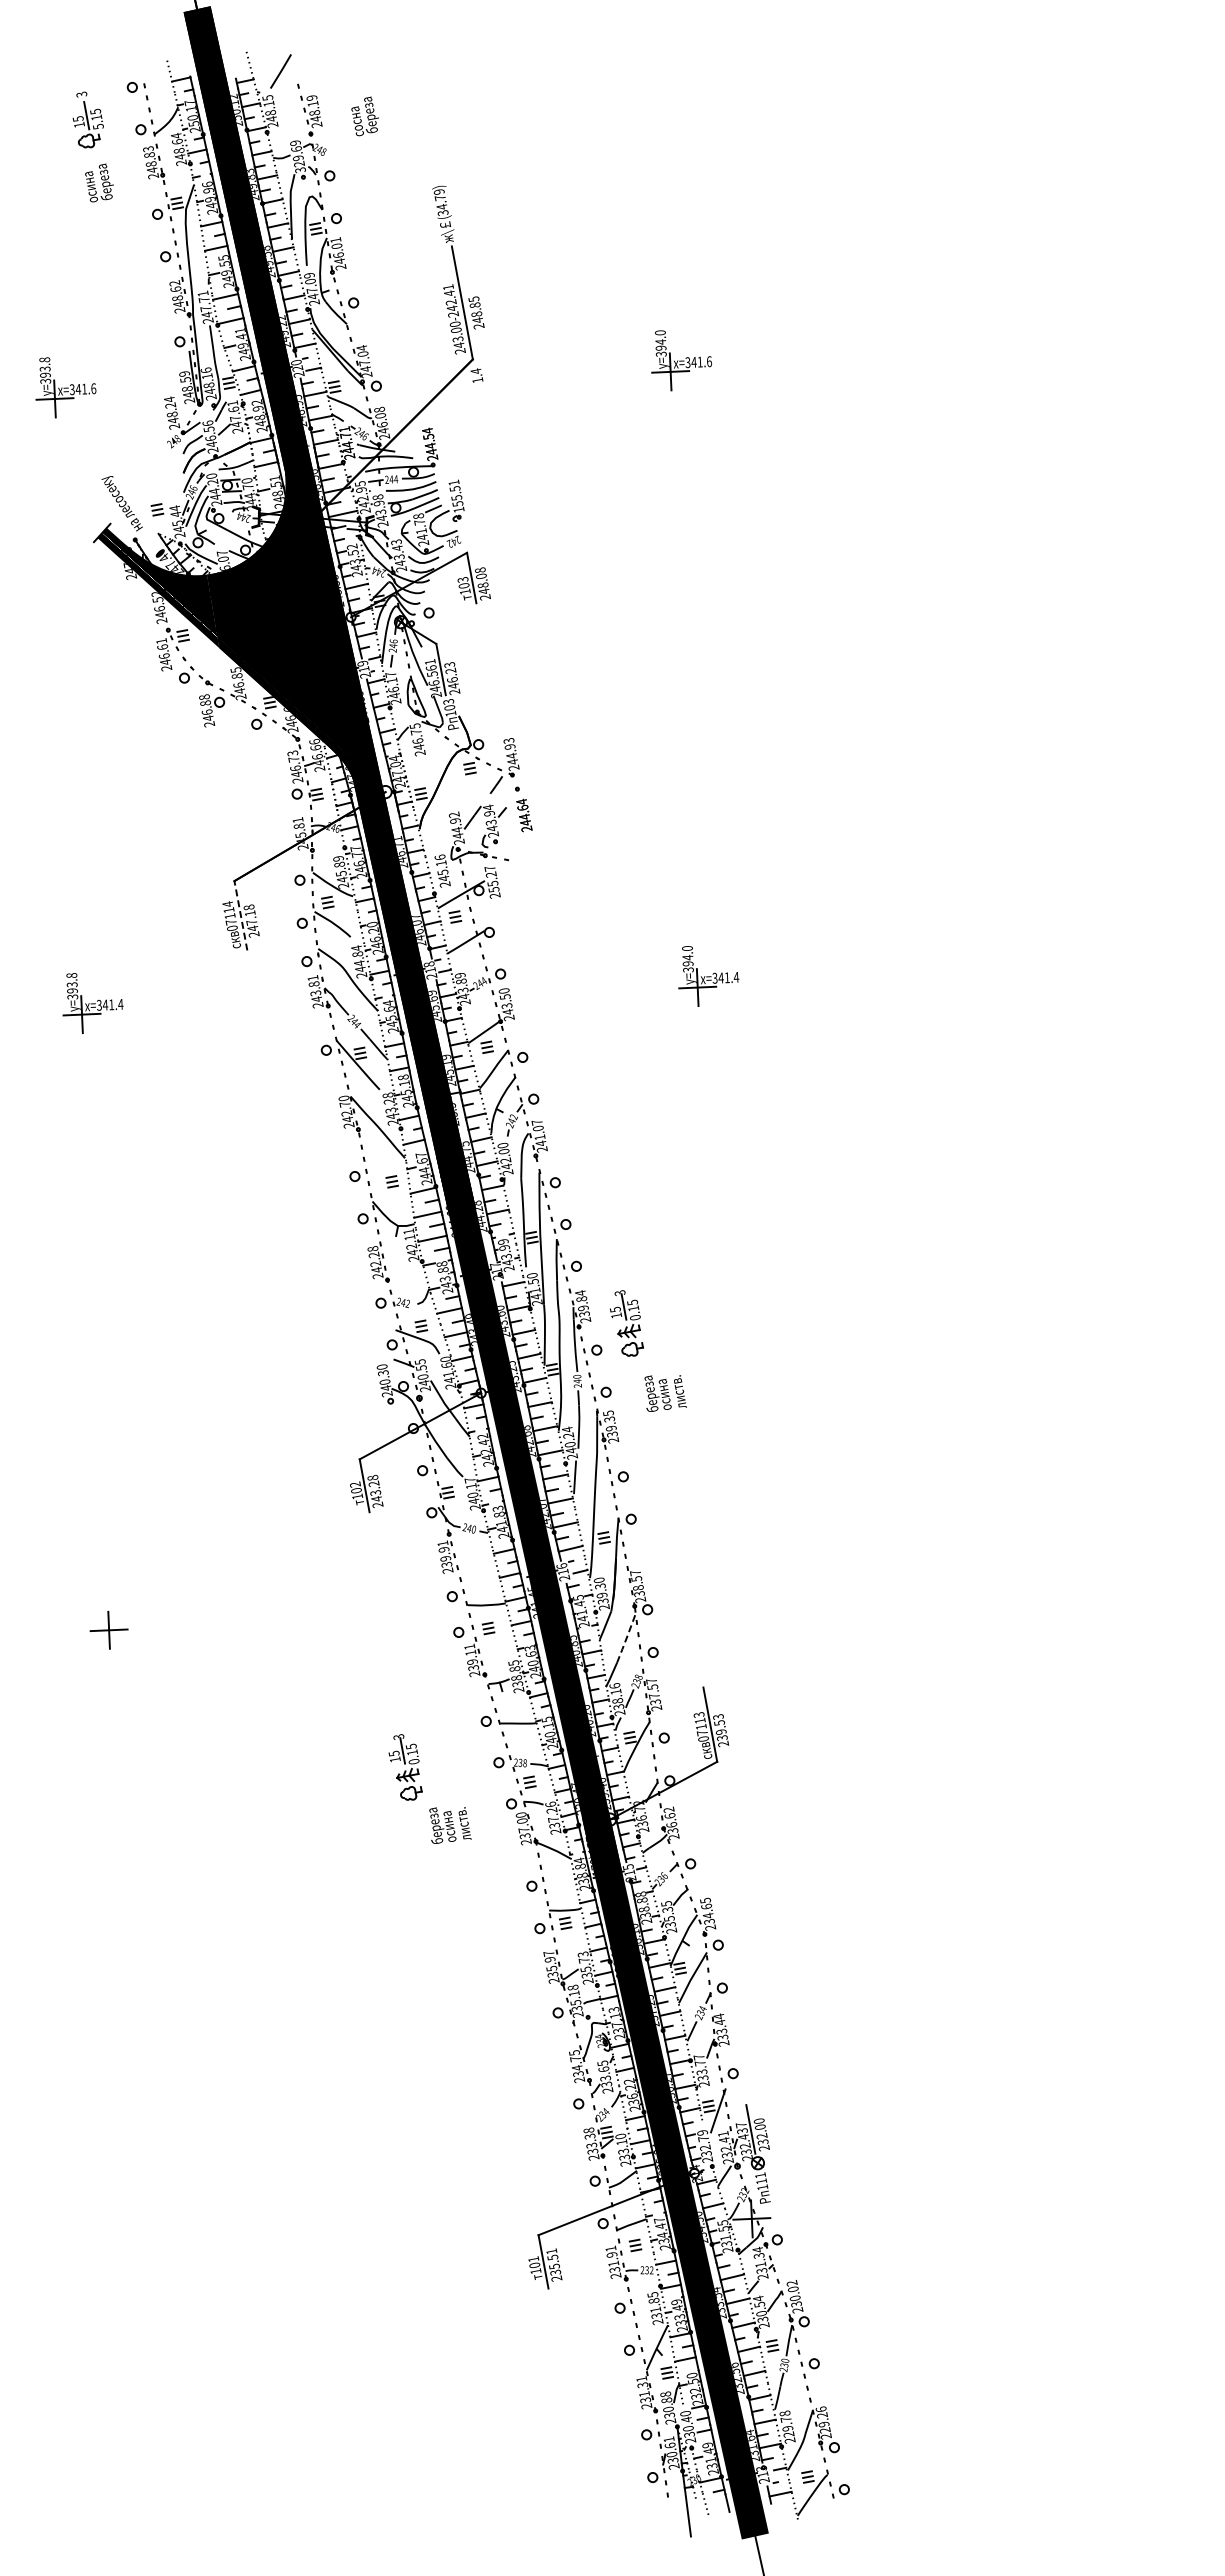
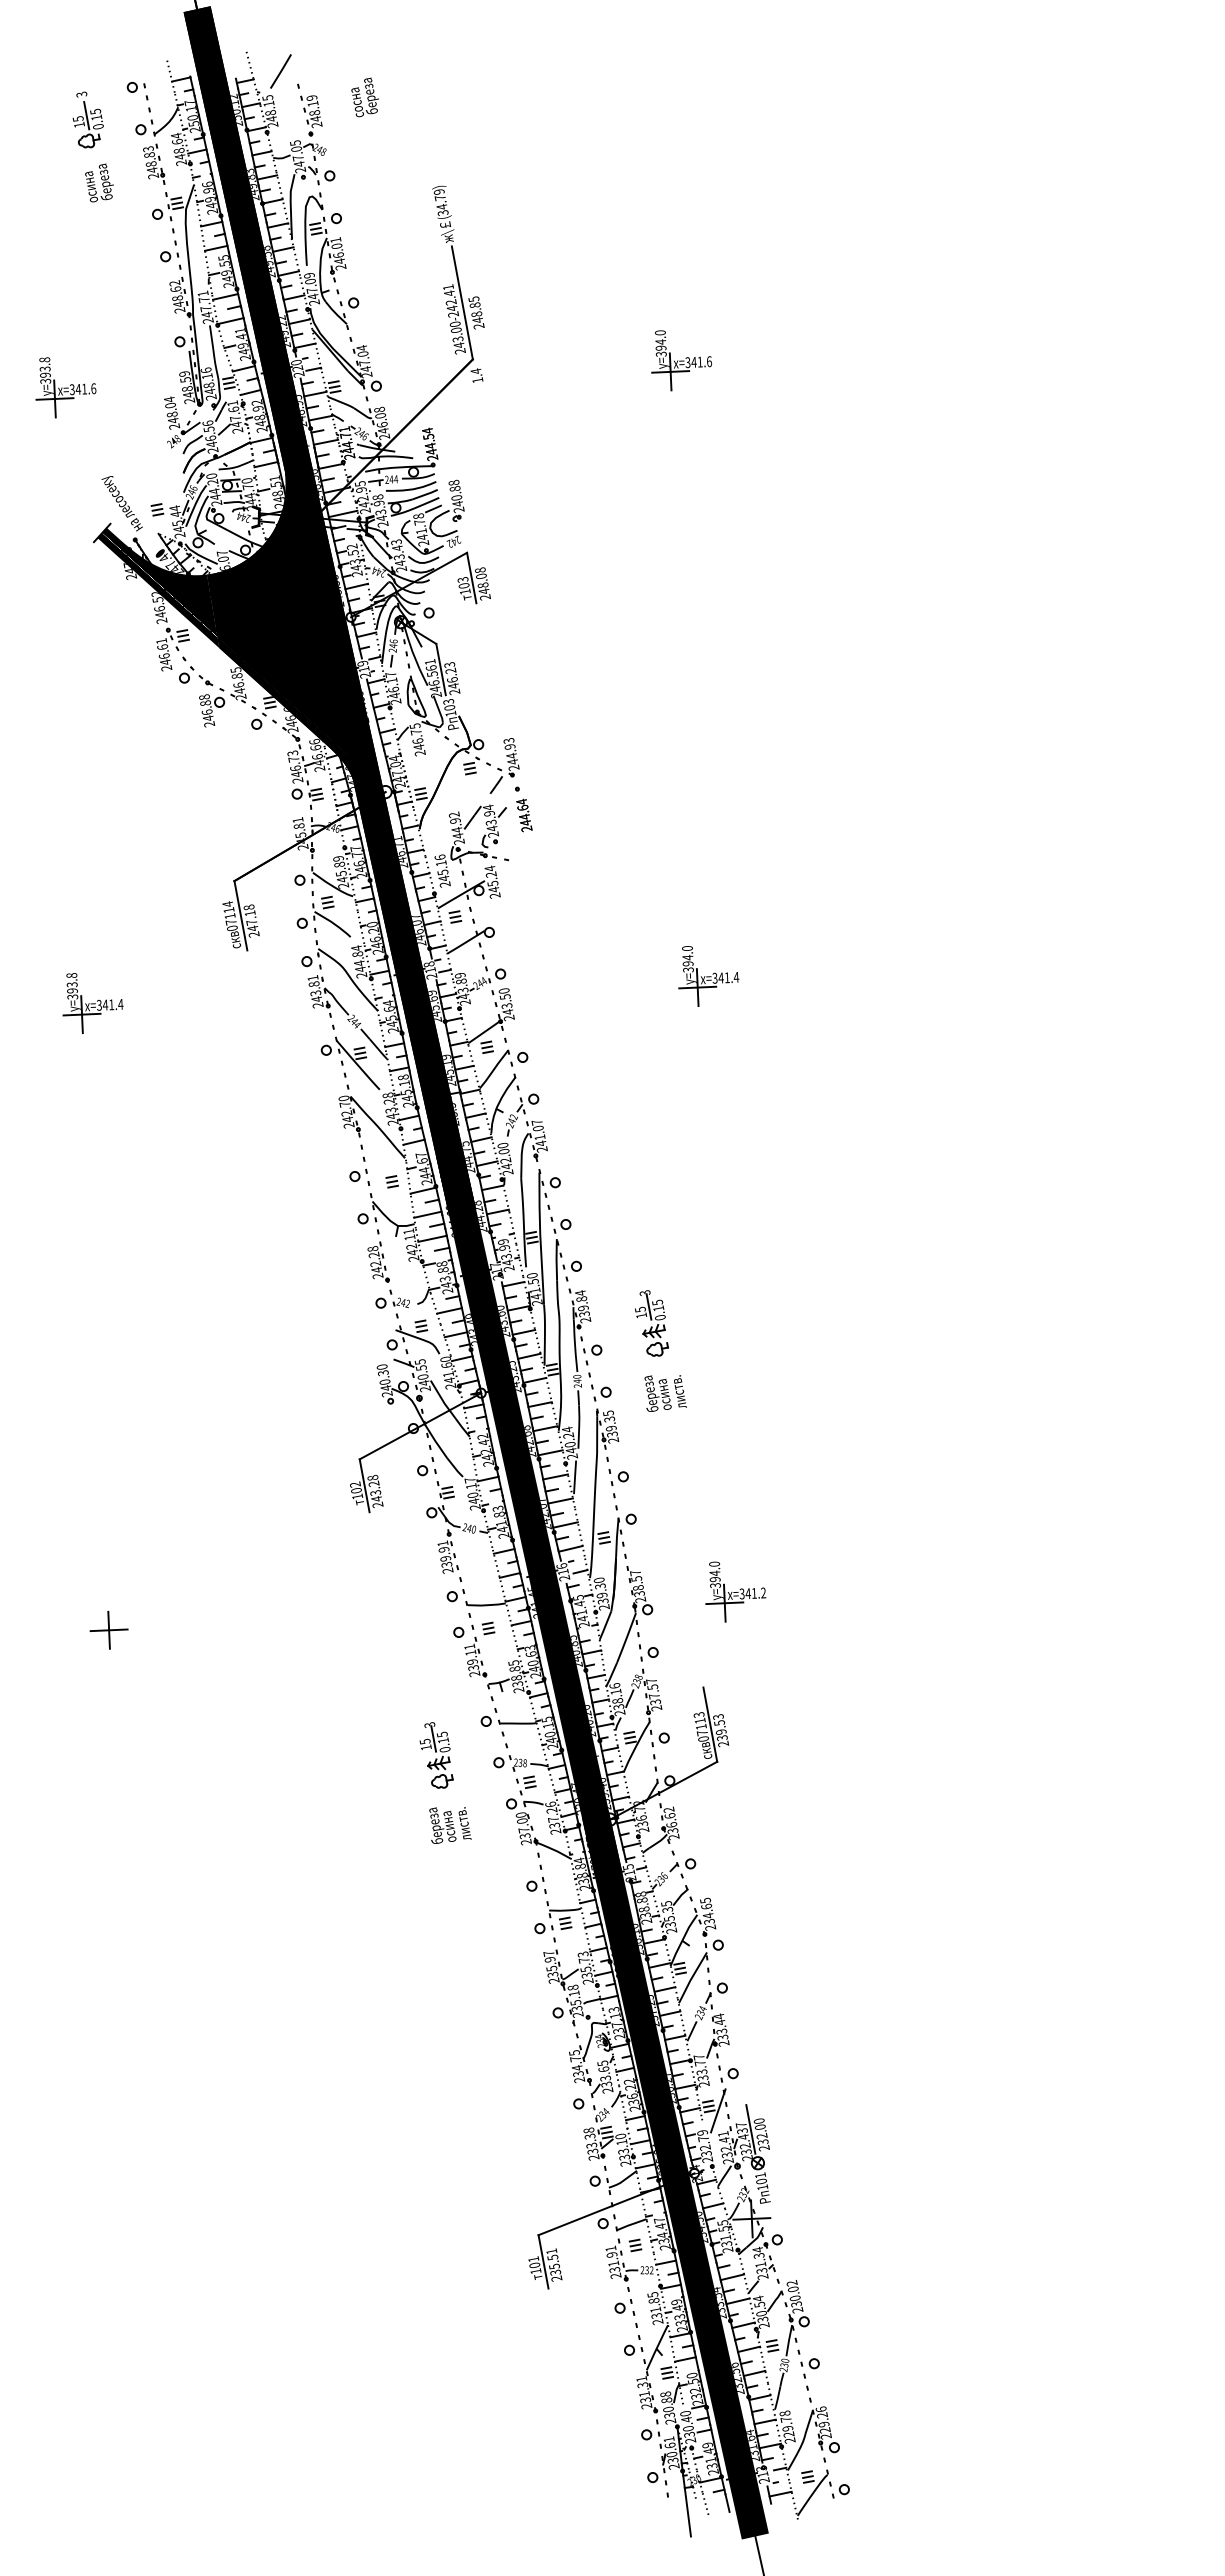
text position: (364, 116) -> (364, 97) (364, 97)
text: 5.15 -> 0.15 (98, 126)
text: 329.69 -> 247.05 (298, 156)
text: 248.24 -> 248.04 (170, 405)
text: 155.51 -> 240.88 (456, 496)
text: 255.27 -> 245.24 (491, 878)
line: dashed -> solid (240, 915)
part position: (626, 1323) -> (651, 1323) (651, 1323)
part: none -> present (735, 1591)
line: dashed -> solid (626, 1637)
part position: (405, 1767) -> (436, 1755) (436, 1755)
text: 111 -> 101 (761, 2181)
